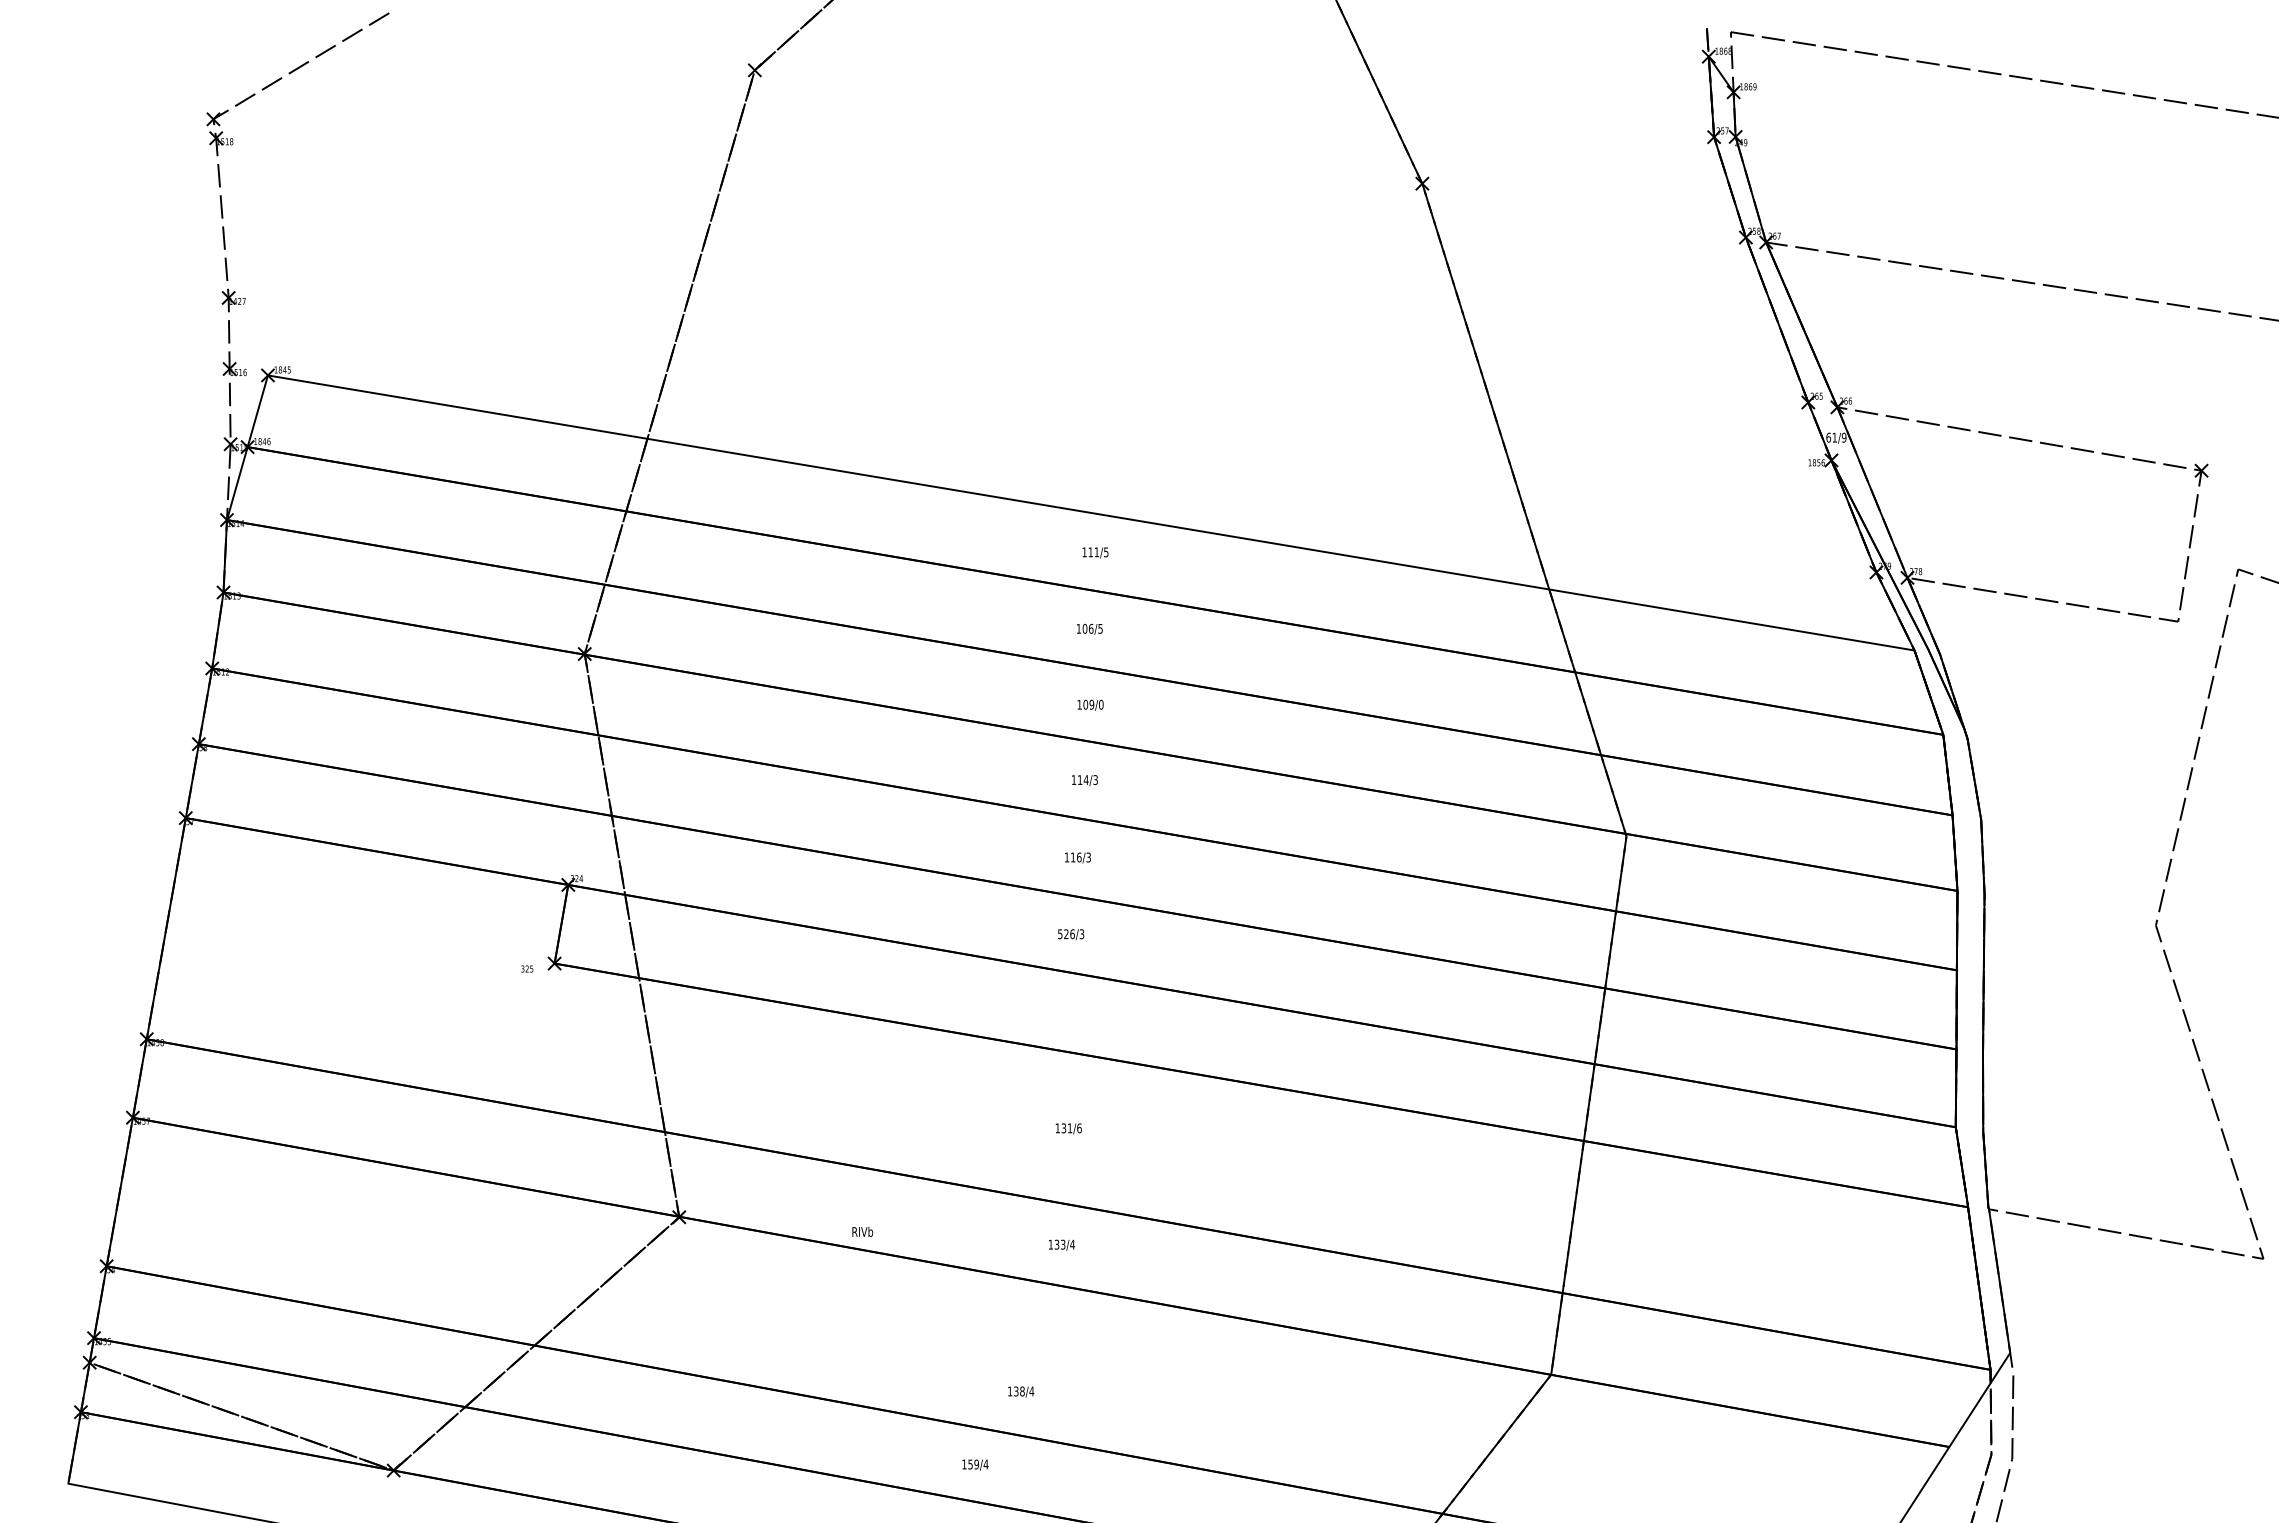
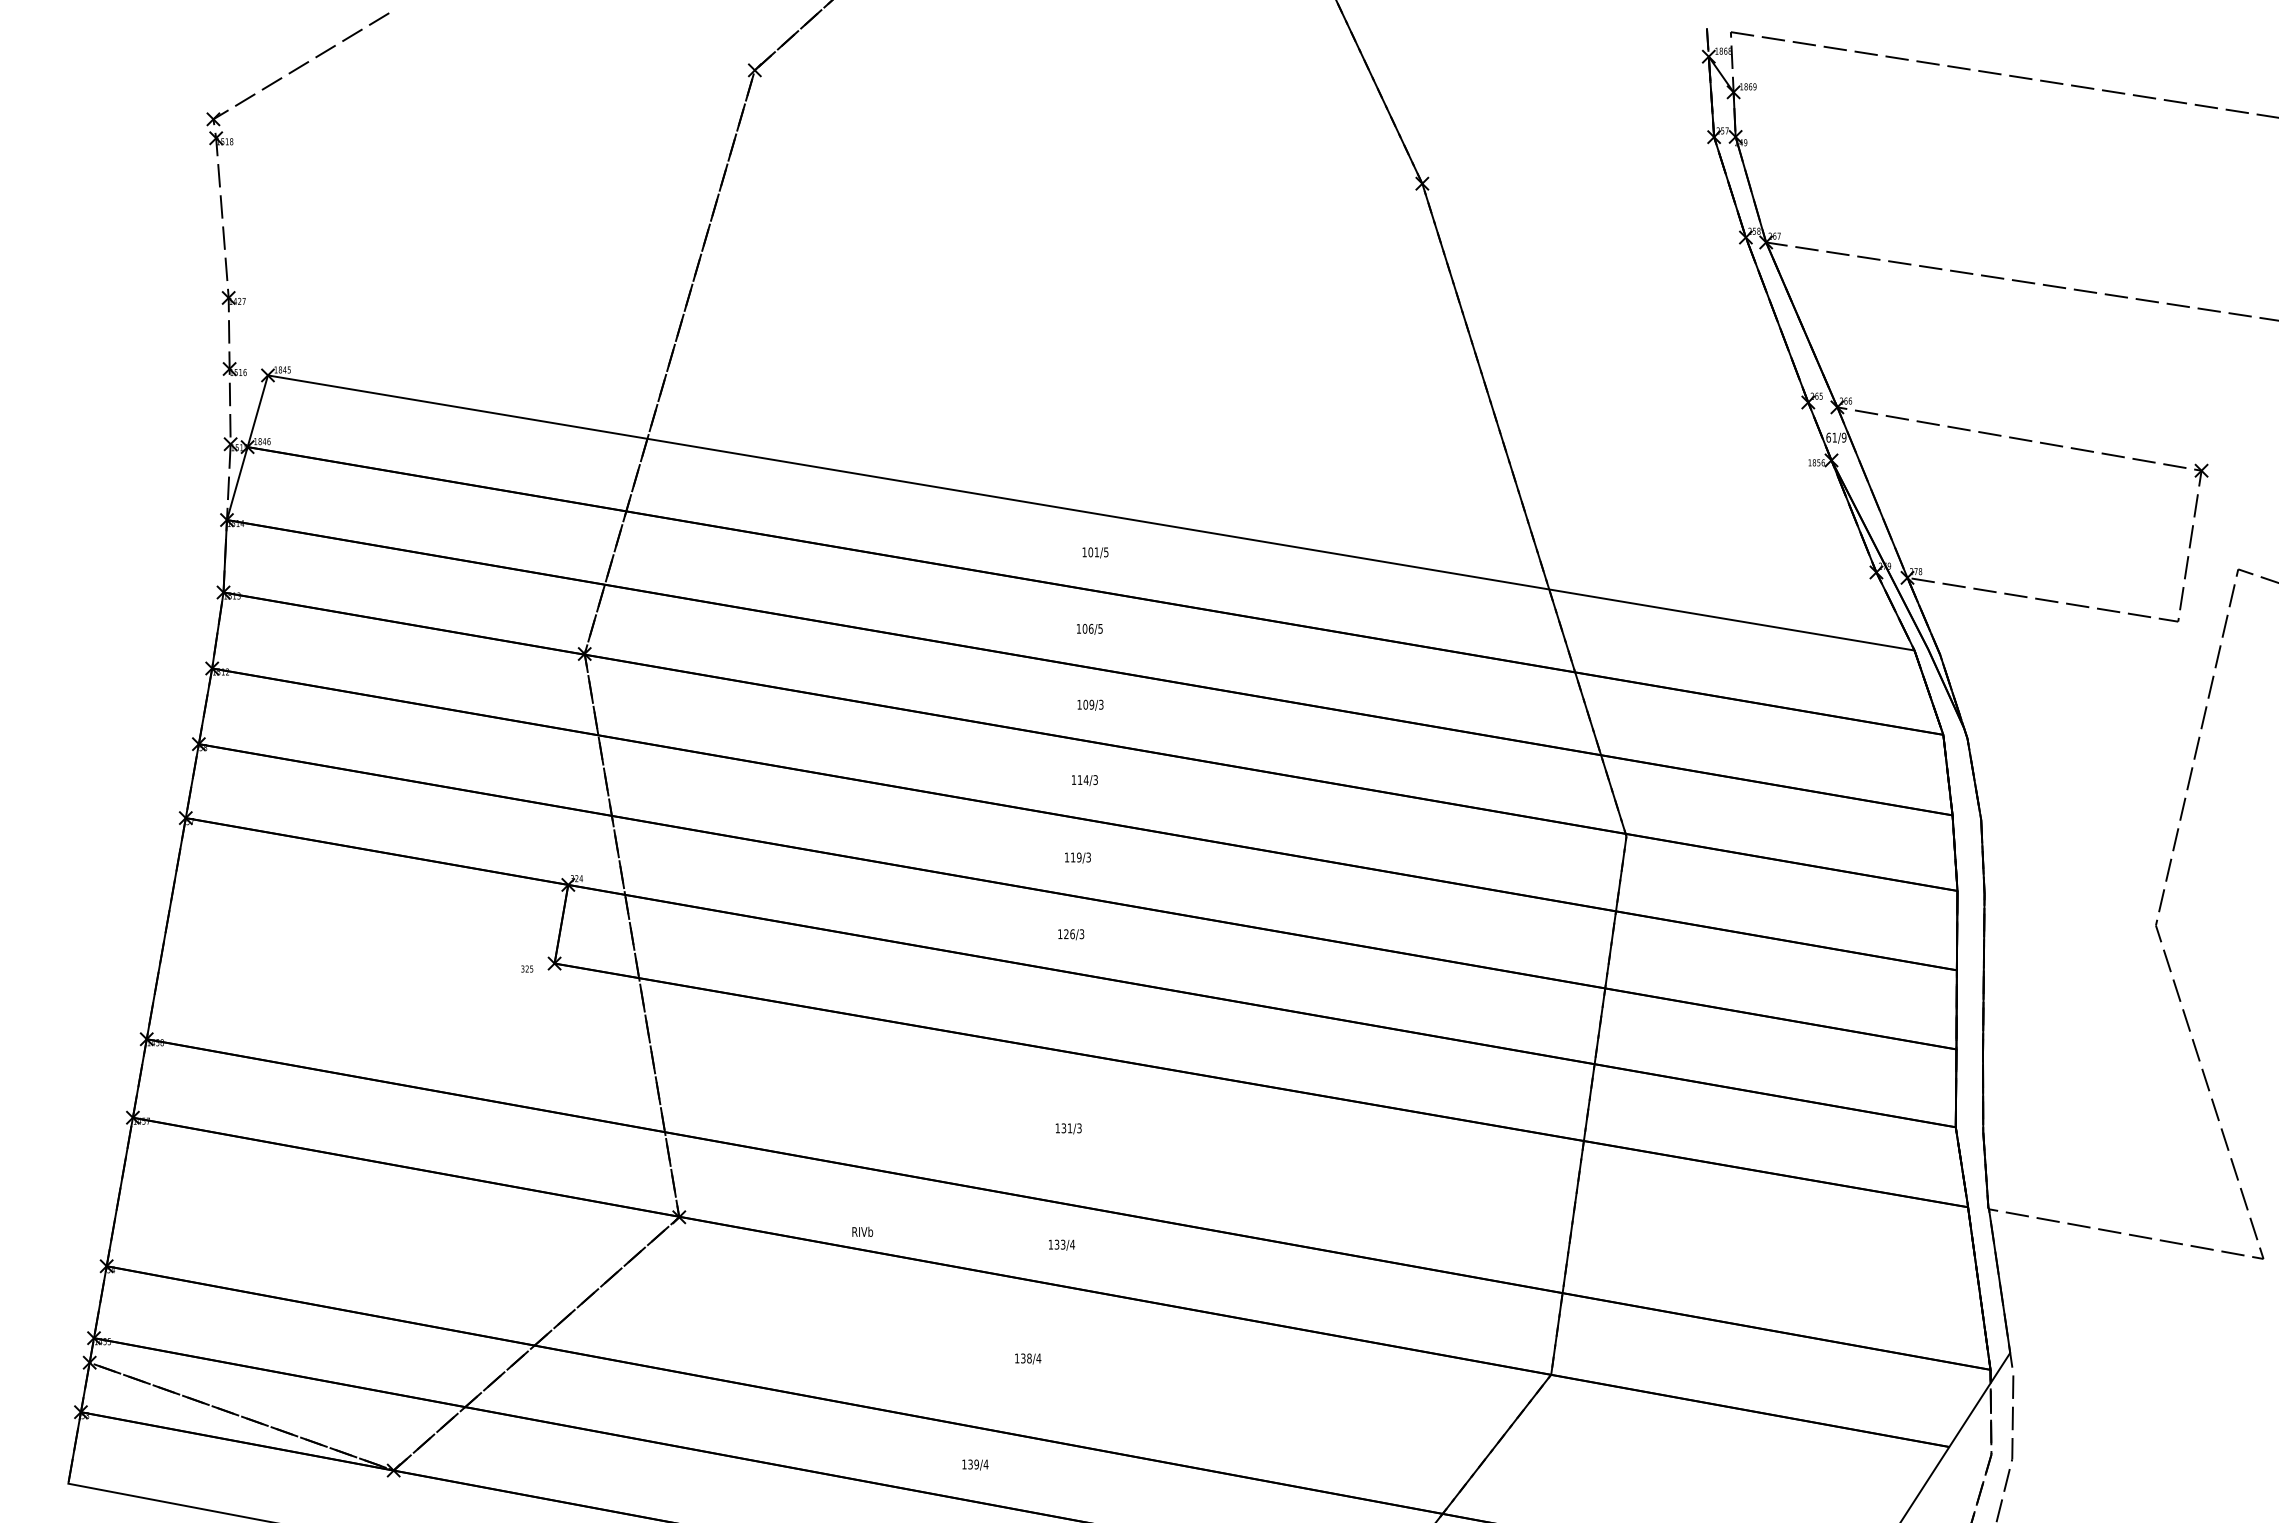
text: 111/5 -> 101/5 (1090, 552)
text: 109/0 -> 109/3 (1101, 704)
text: 116/3 -> 119/3 (1079, 857)
text: 526/3 -> 126/3 (1060, 934)
text: 131/6 -> 131/3 (1079, 1128)
text position: (1021, 1391) -> (1028, 1358) (1028, 1358)
text: 159/4 -> 139/4 (970, 1463)
